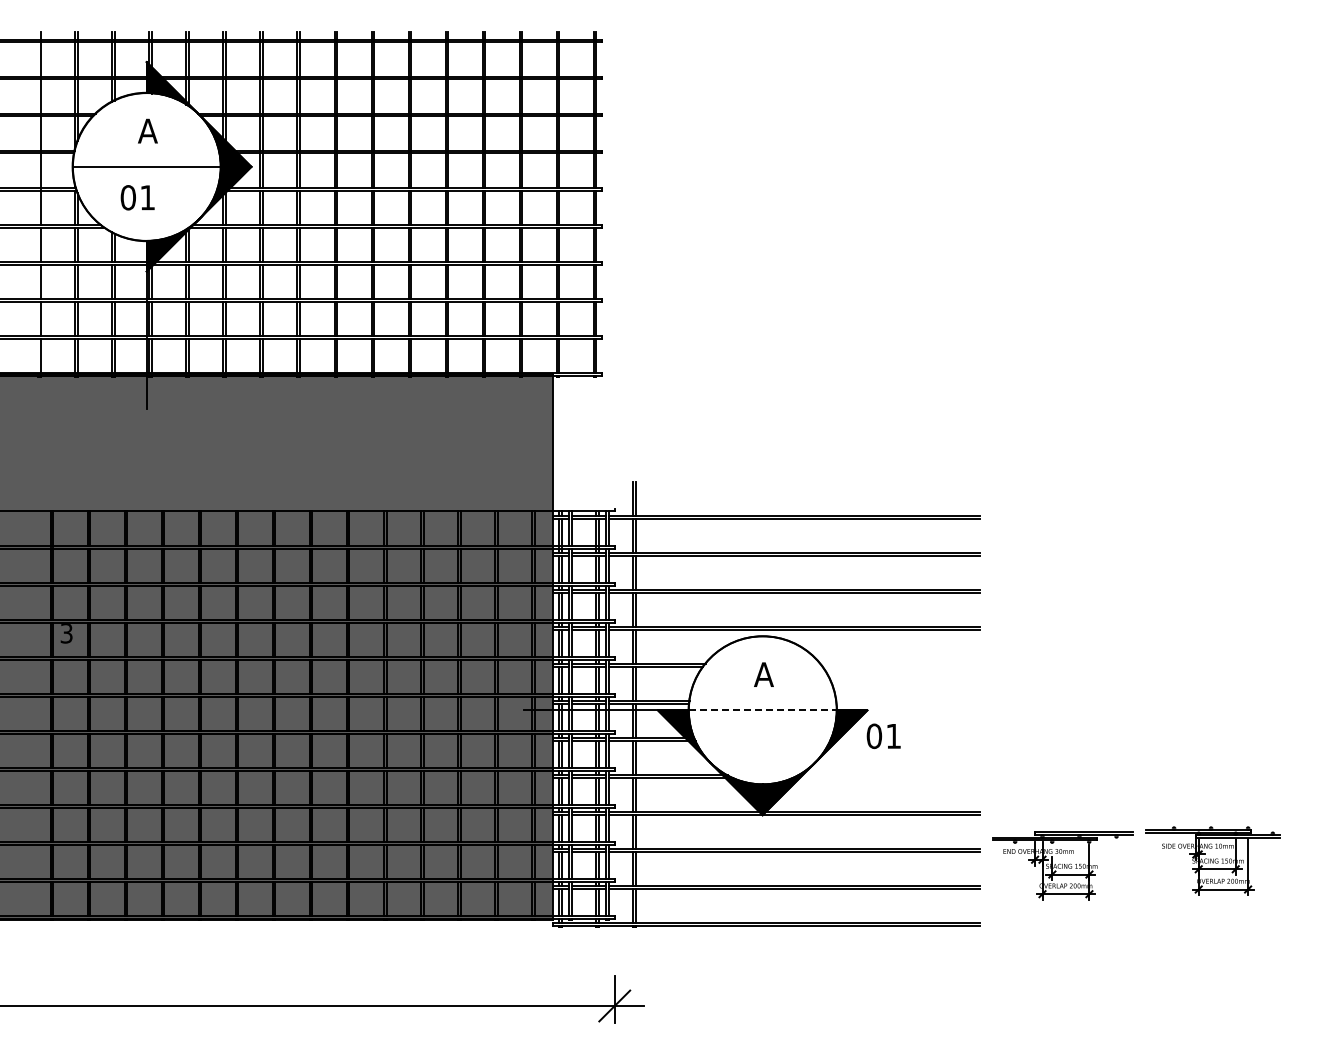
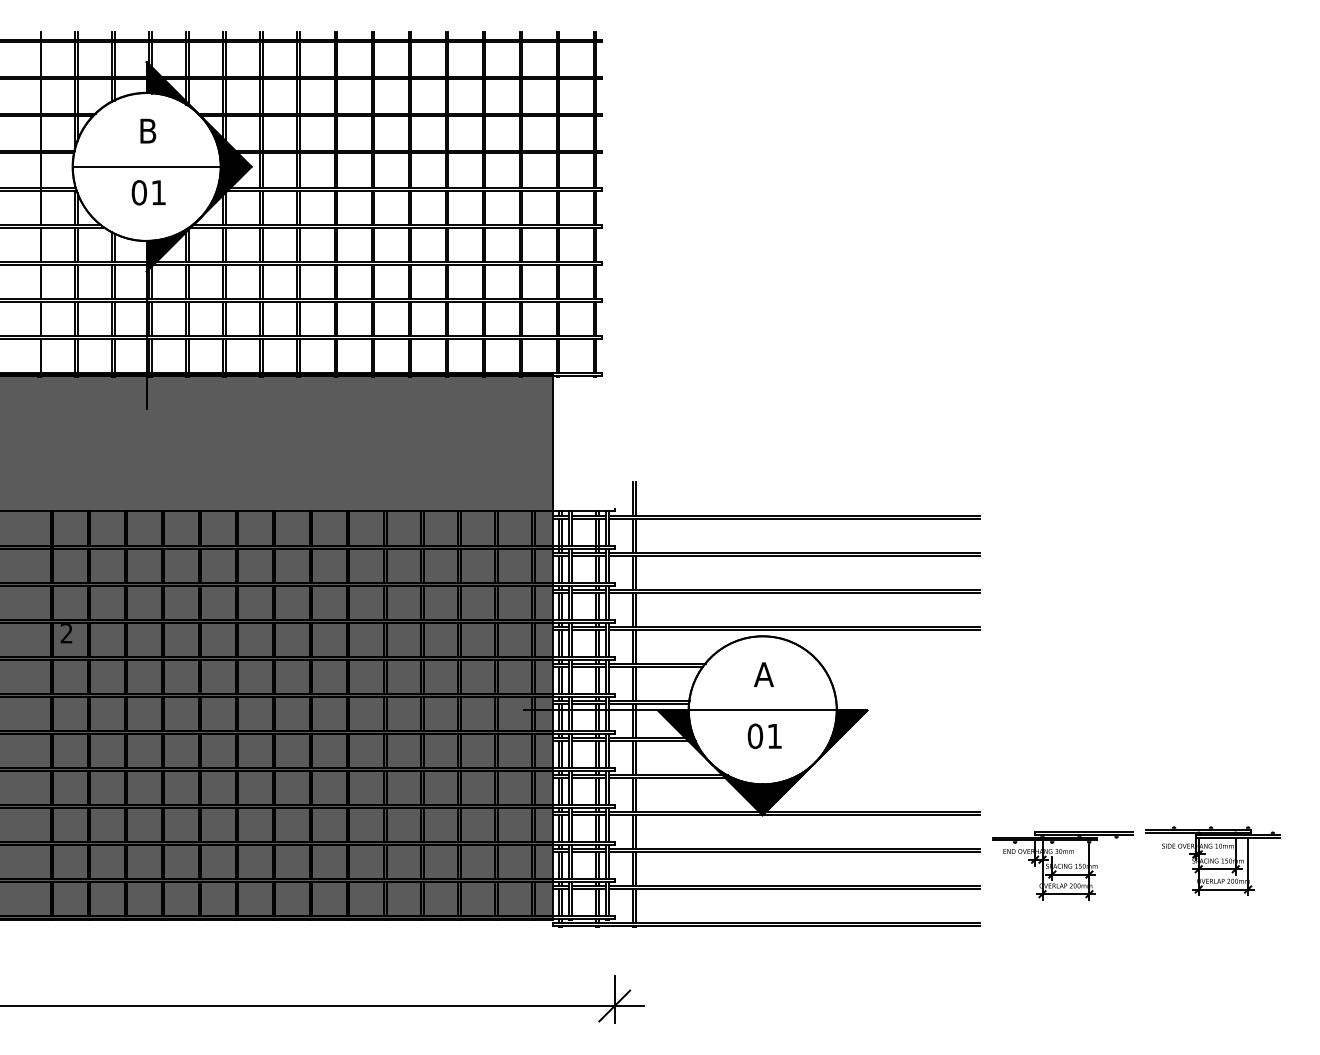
text: A -> B (147, 130)
text position: (137, 197) -> (148, 192) (148, 192)
text: 3 -> 2 (66, 633)
line: dashed -> solid (763, 710)
text position: (883, 736) -> (764, 736) (764, 736)
